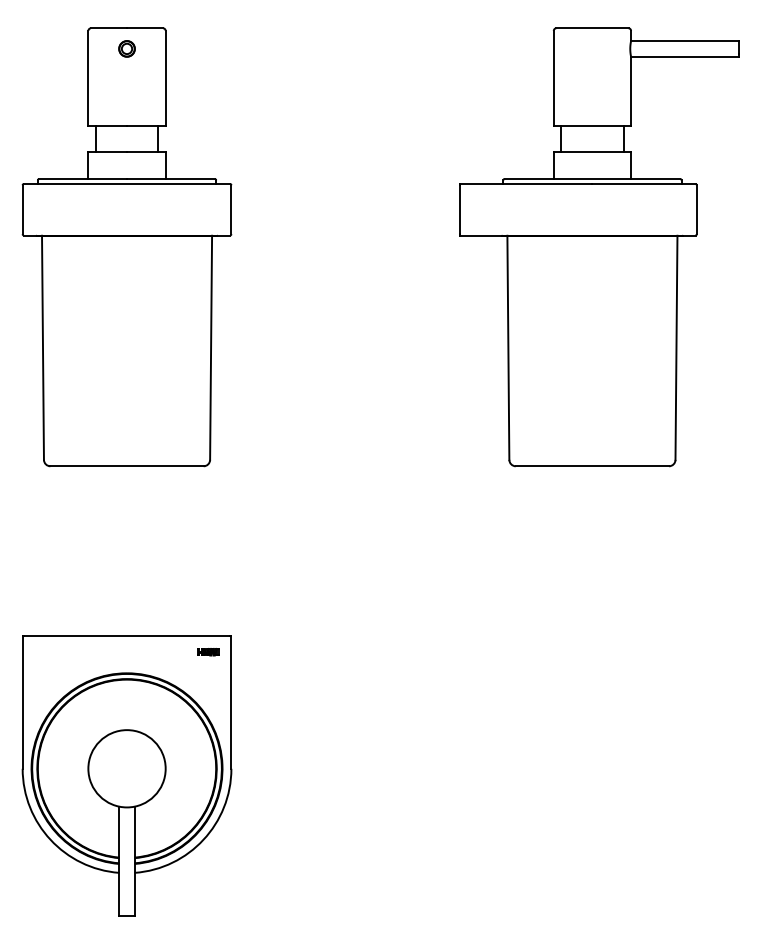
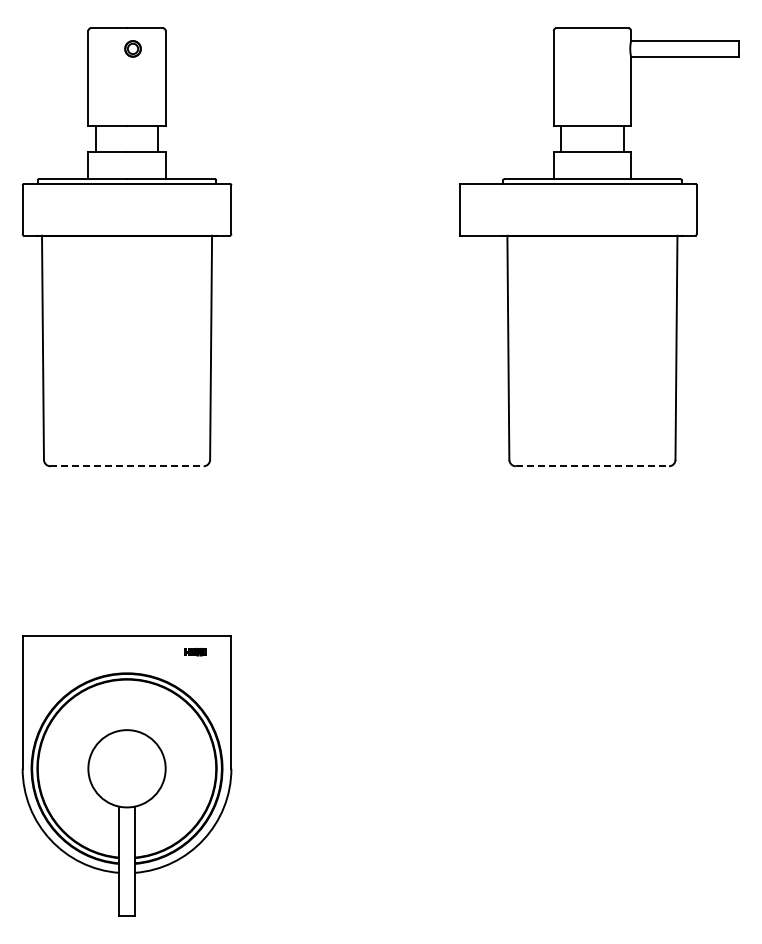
part position: (126, 48) -> (132, 48) (132, 48)
line: solid -> dashed (127, 466)
line: solid -> dashed (592, 466)
part position: (208, 652) -> (195, 652) (195, 652)
